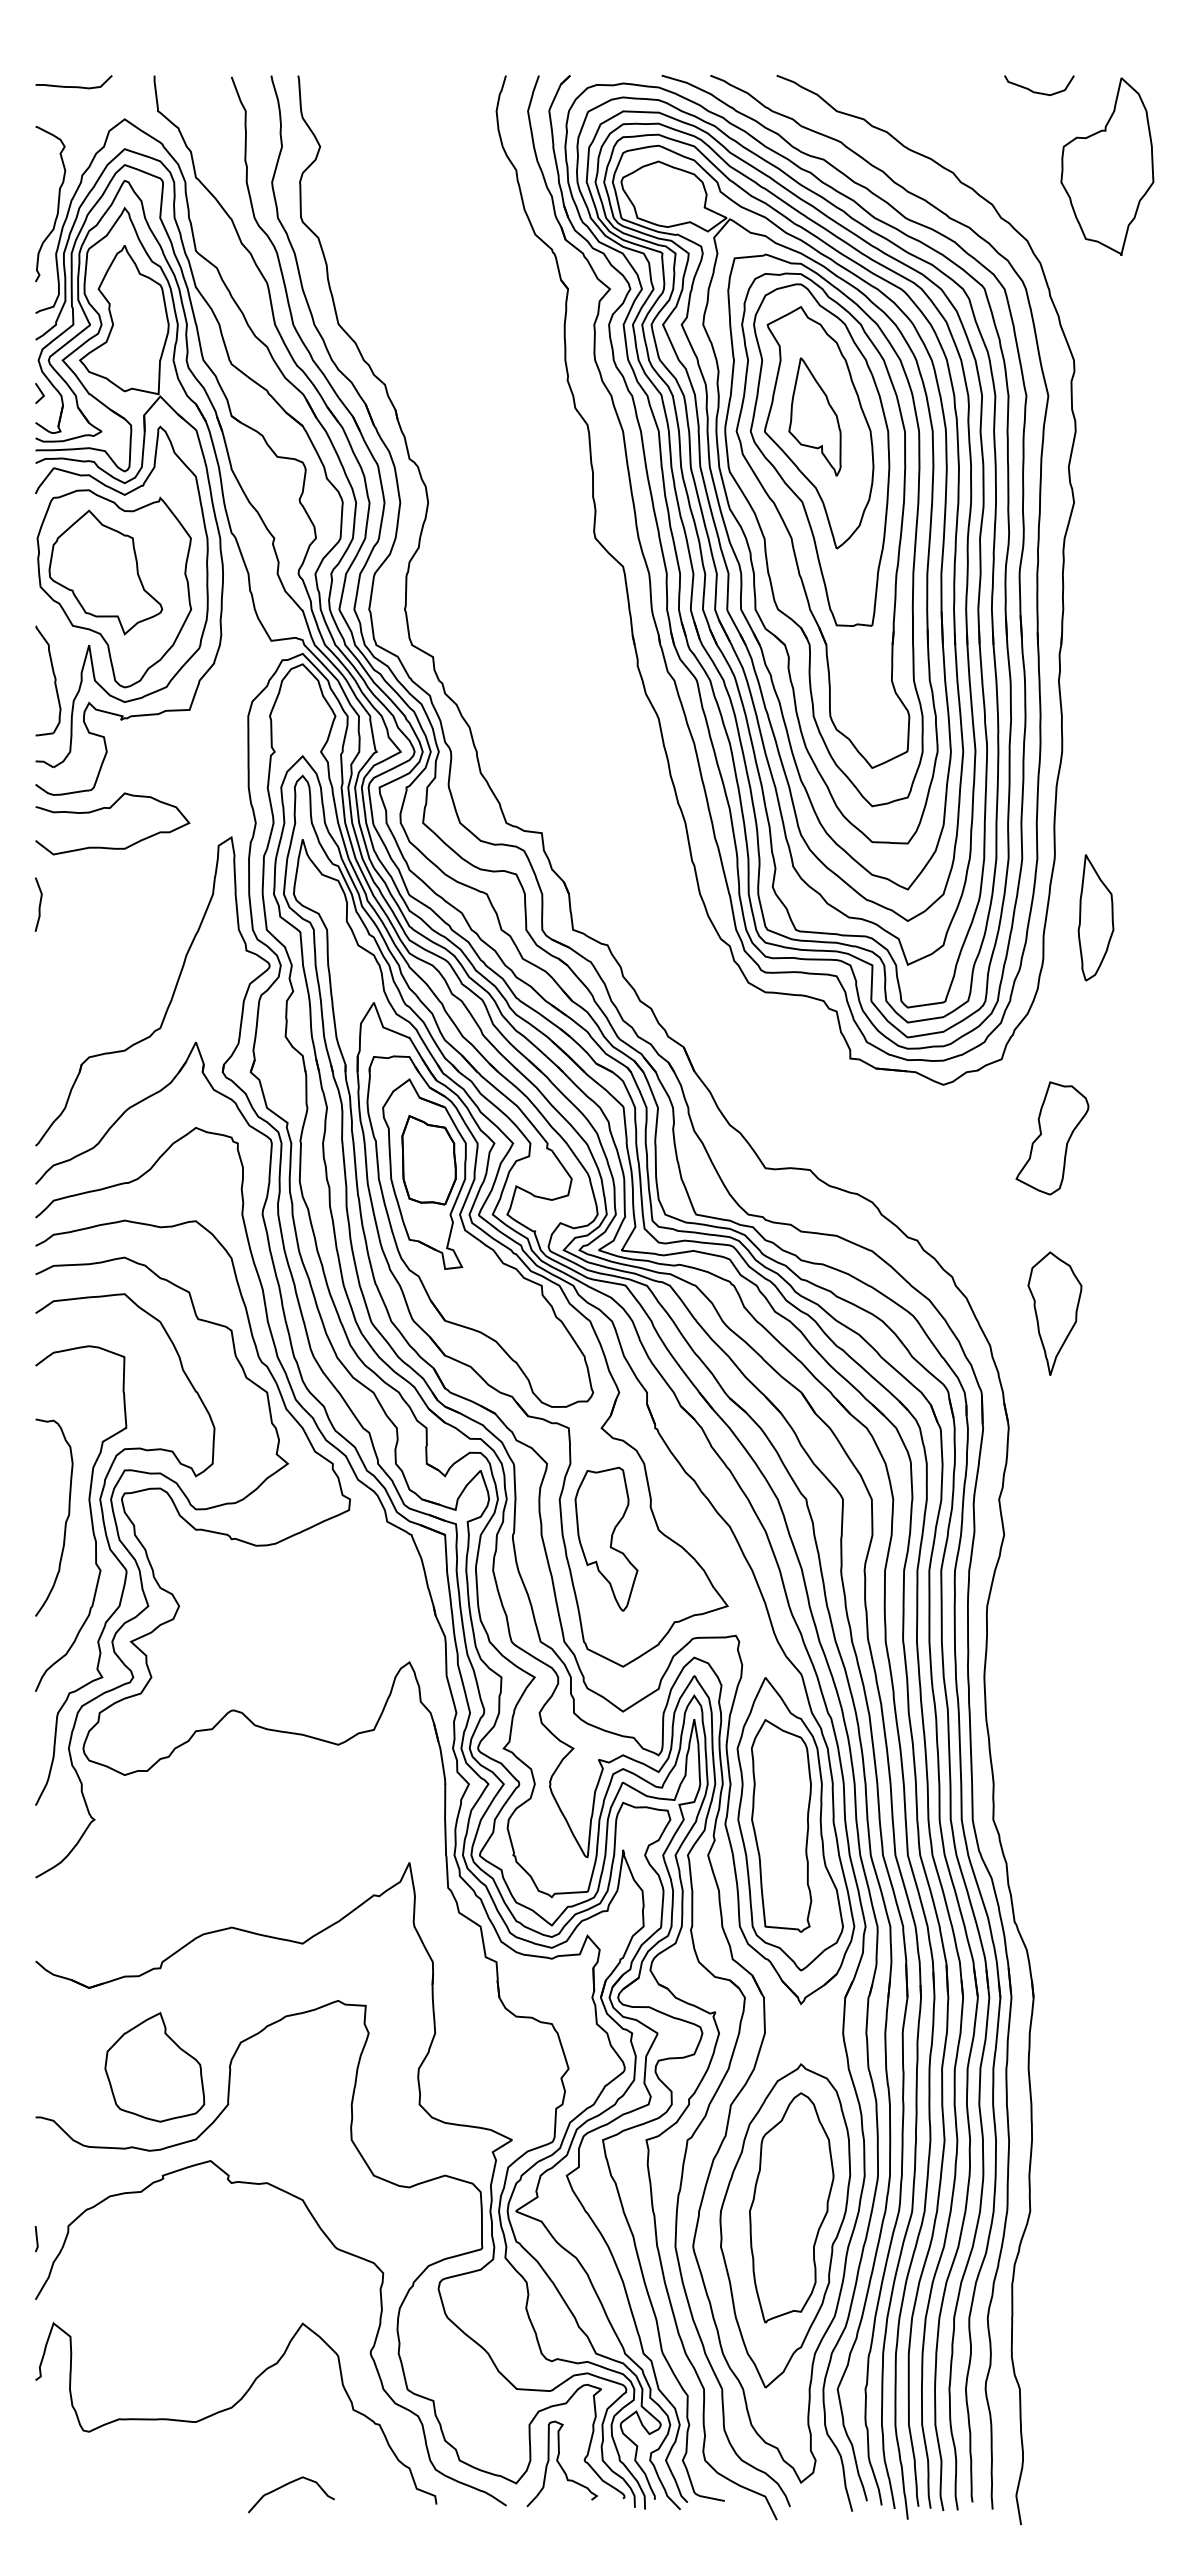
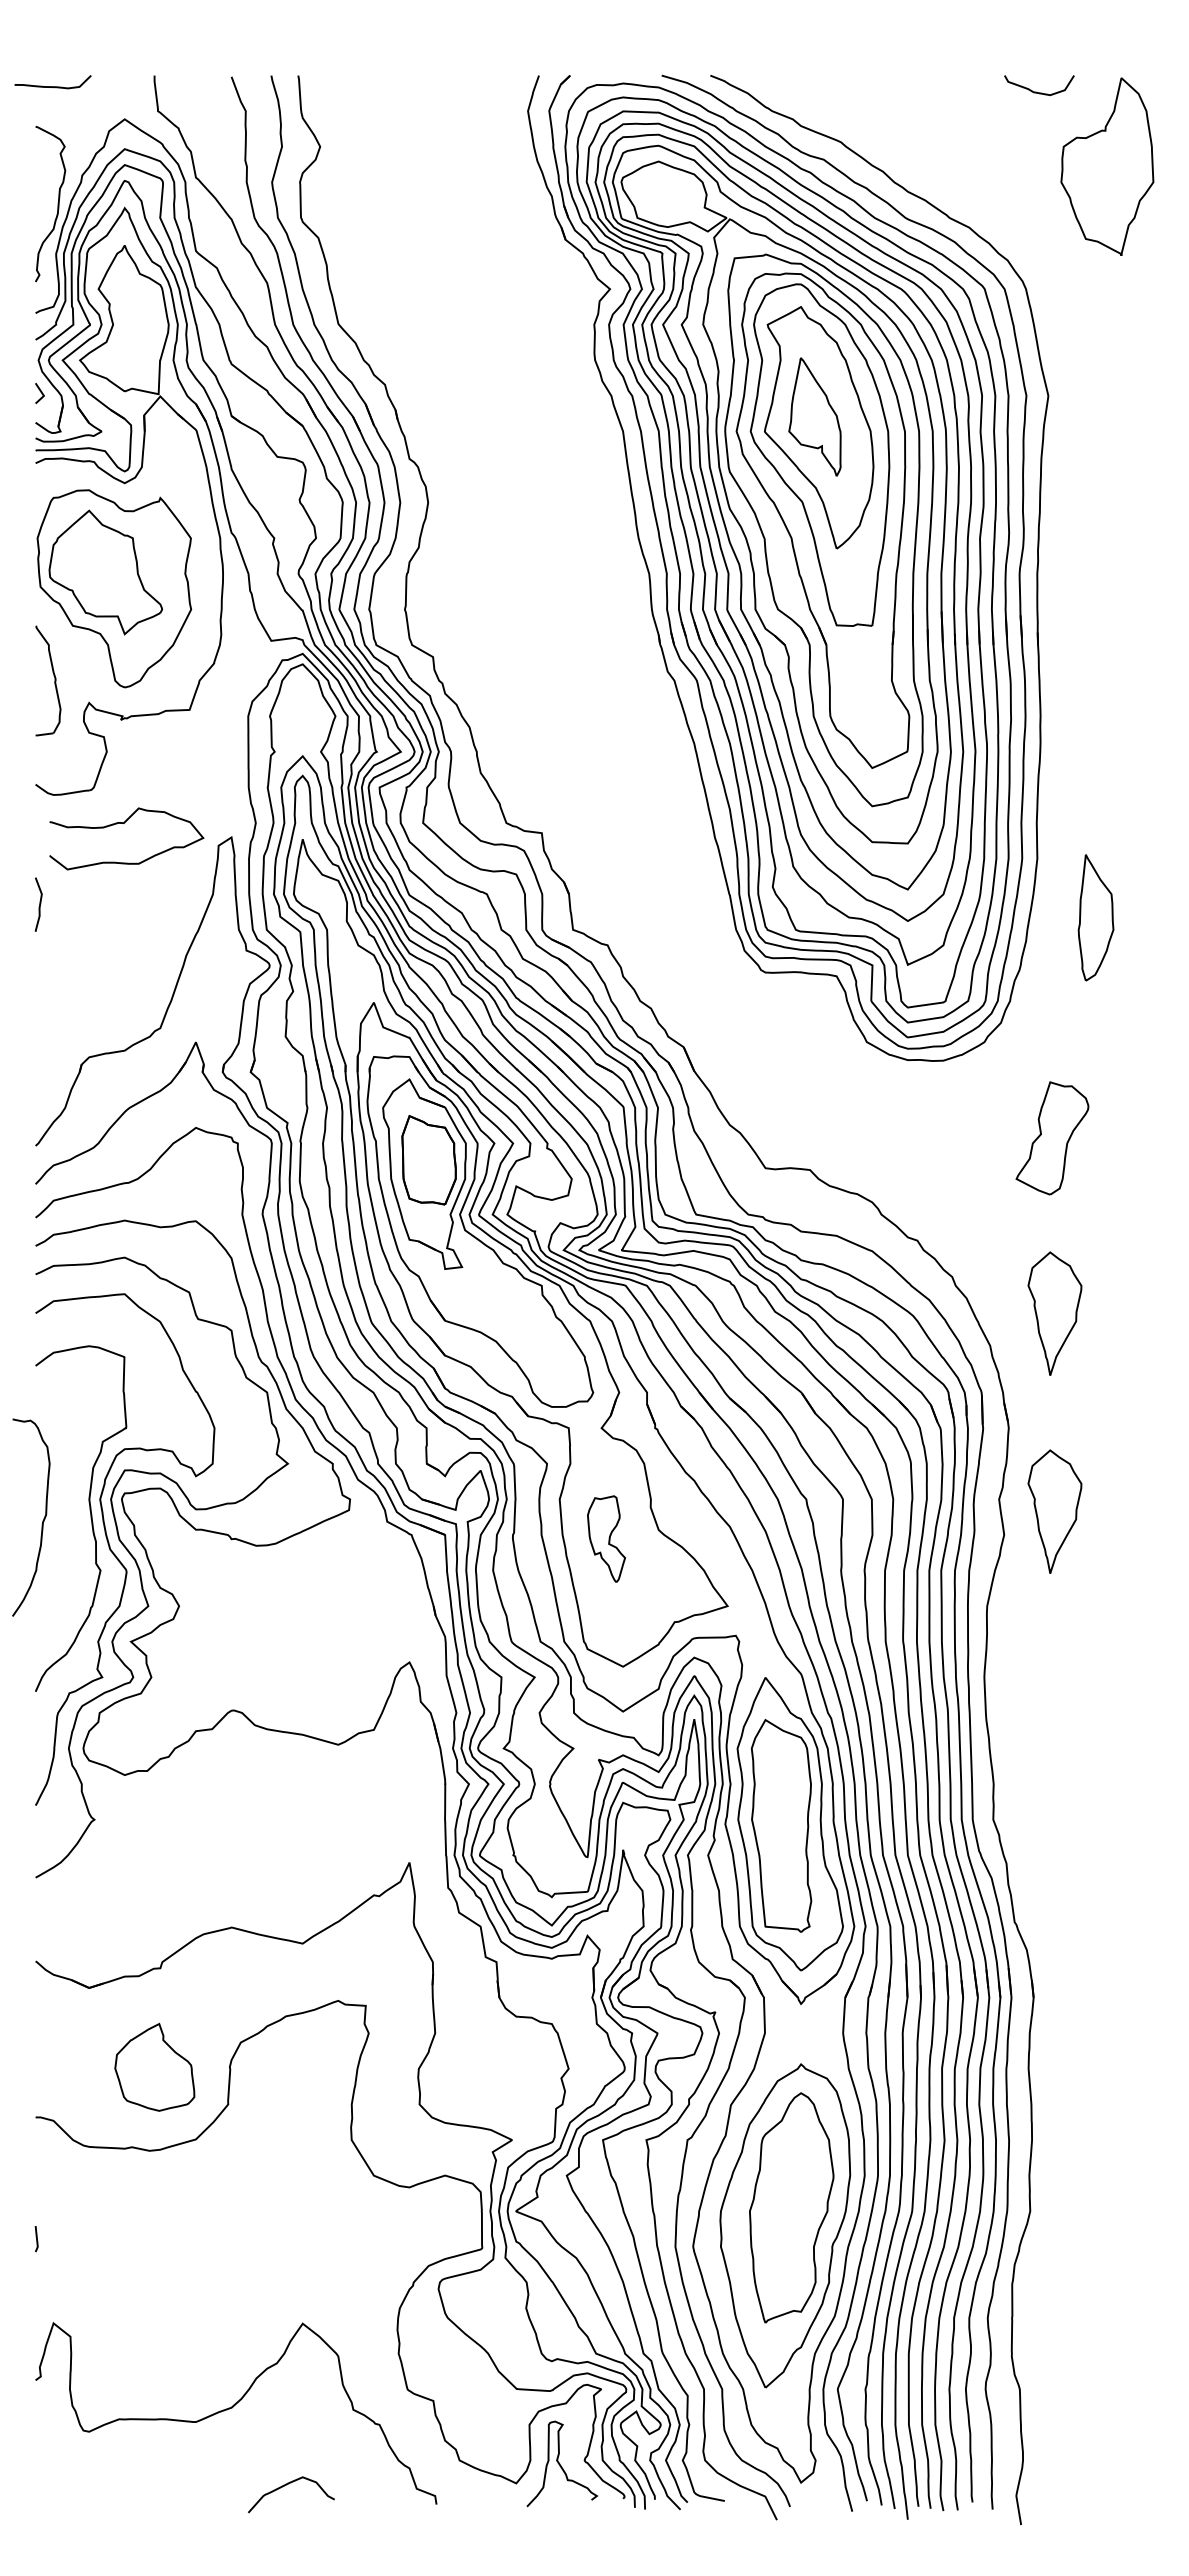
curve position: (73, 86) -> (52, 86) (52, 86)
part: present -> none (629, 598)
part: present -> none (90, 645)
curve position: (110, 808) -> (124, 823) (124, 823)
part: none -> present (1054, 1511)
curve position: (65, 1520) -> (42, 1520) (42, 1520)
part size: 65x146 px -> 39x88 px (606, 1538)
part size: 102x111 px -> 82x90 px (154, 2066)
curve: present -> none (369, 2353)
